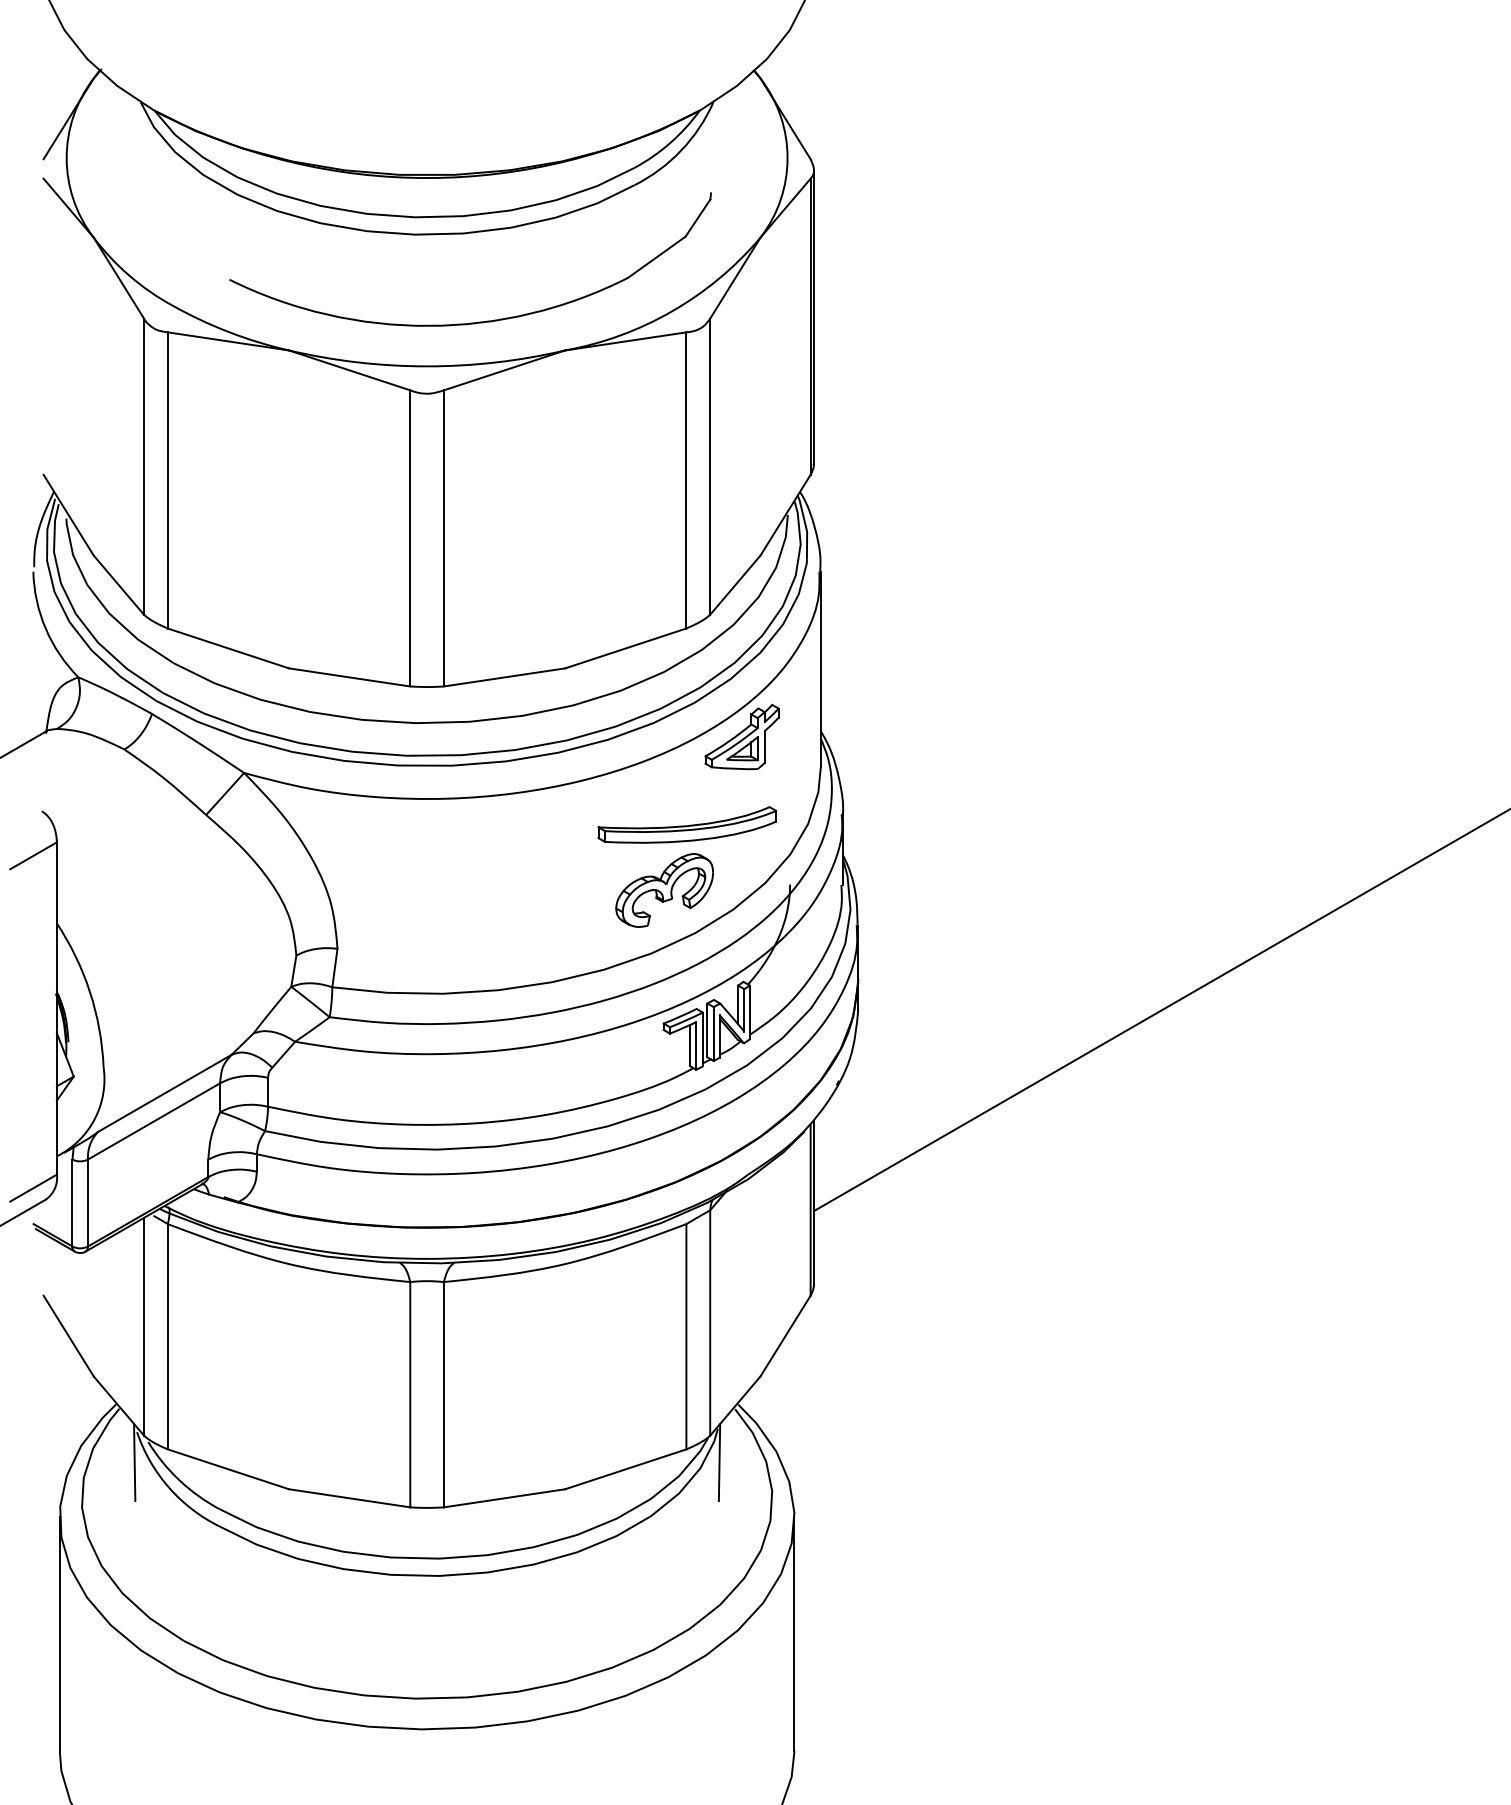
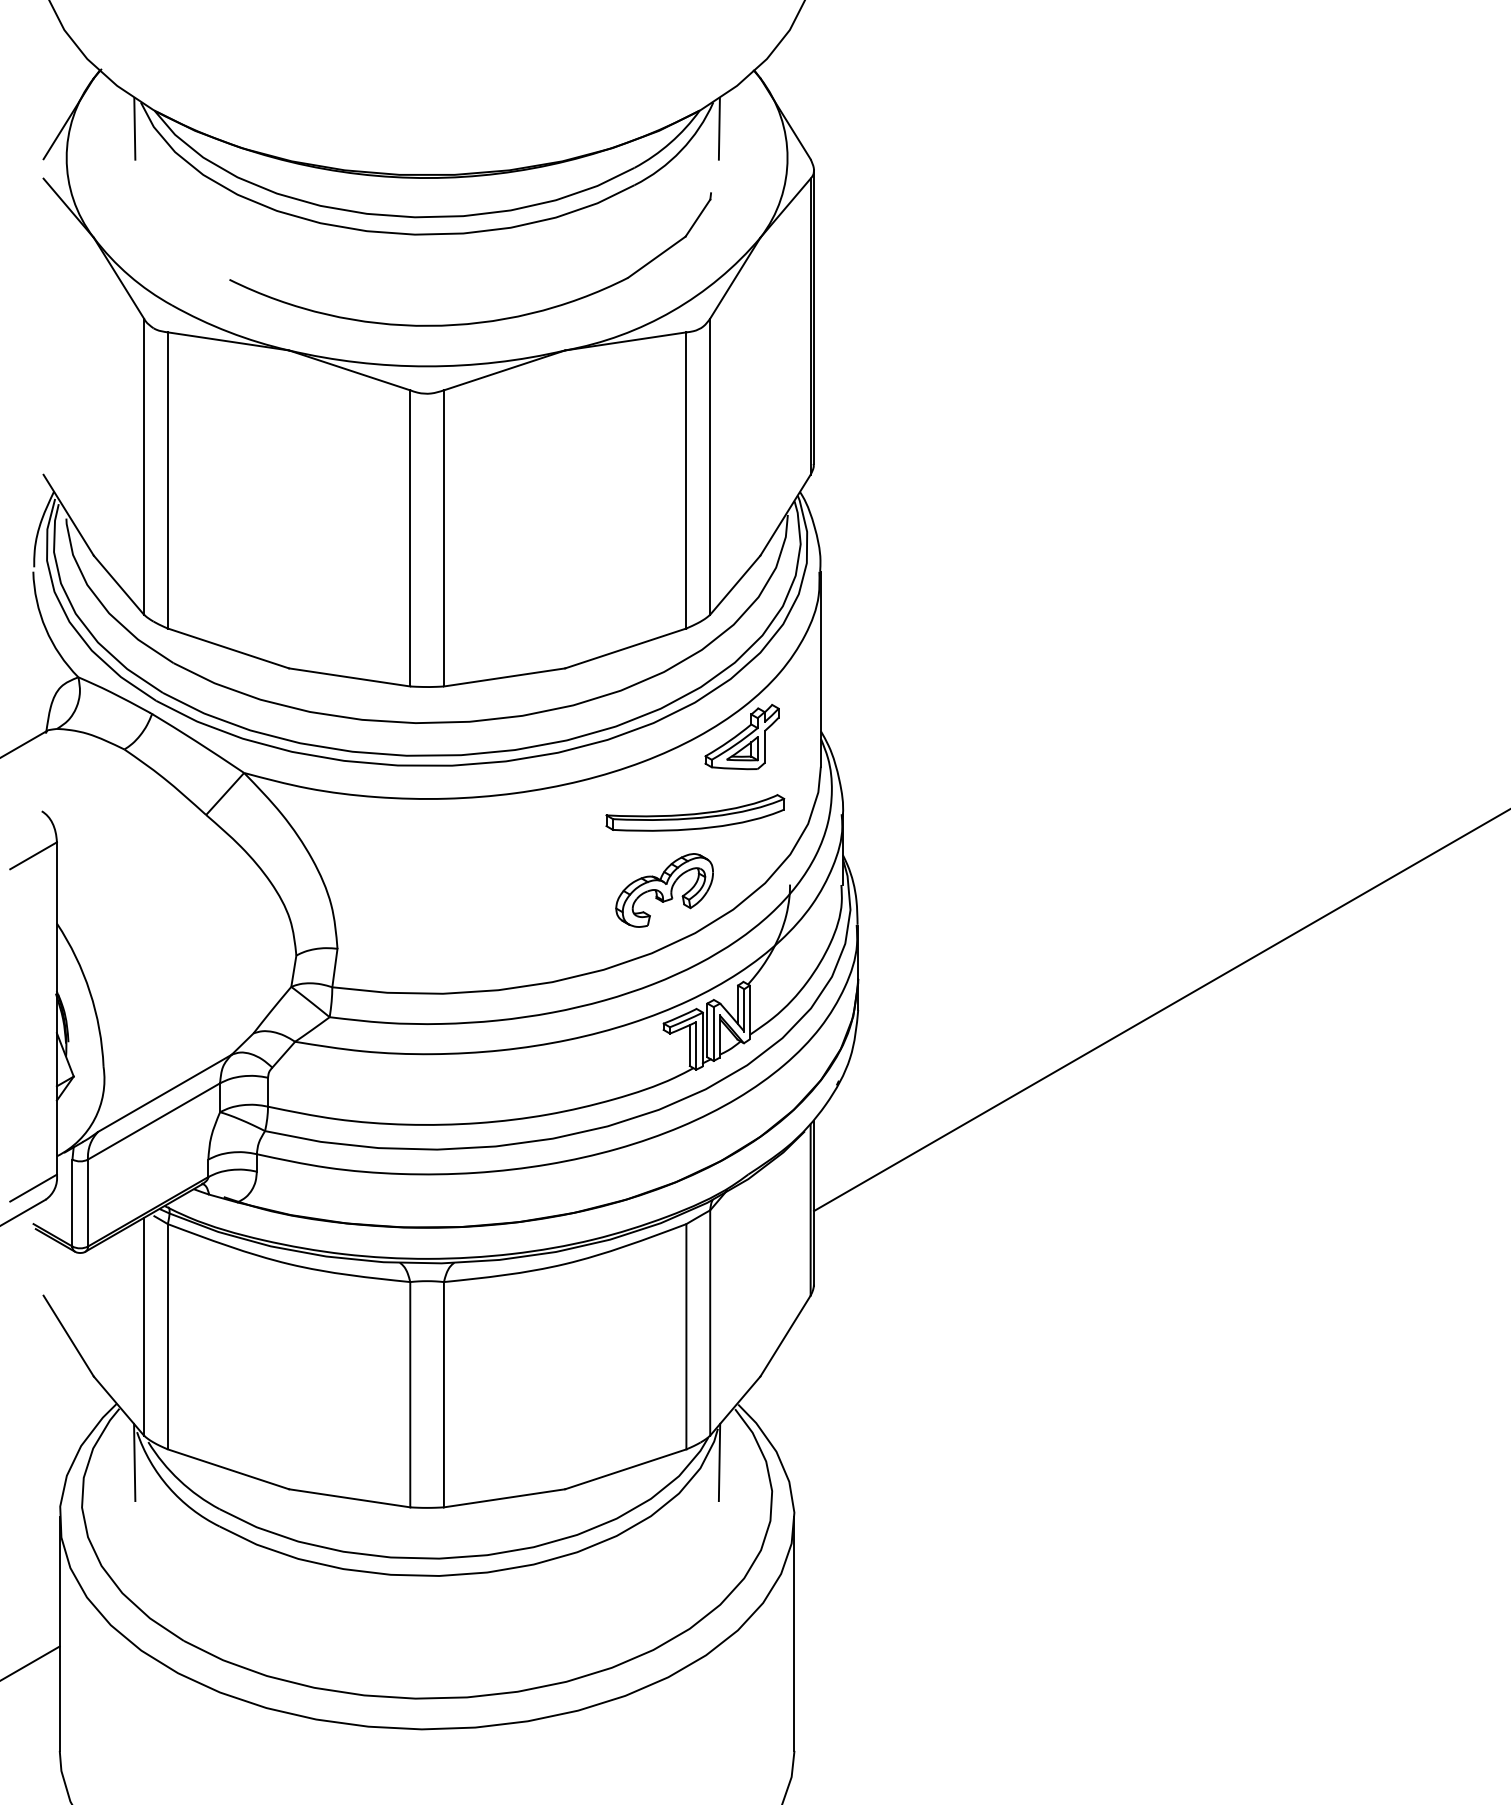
line: none -> present (134, 128)
line: none -> present (718, 128)
part position: (687, 824) -> (695, 812) (695, 812)
line: none -> present (30, 1662)
